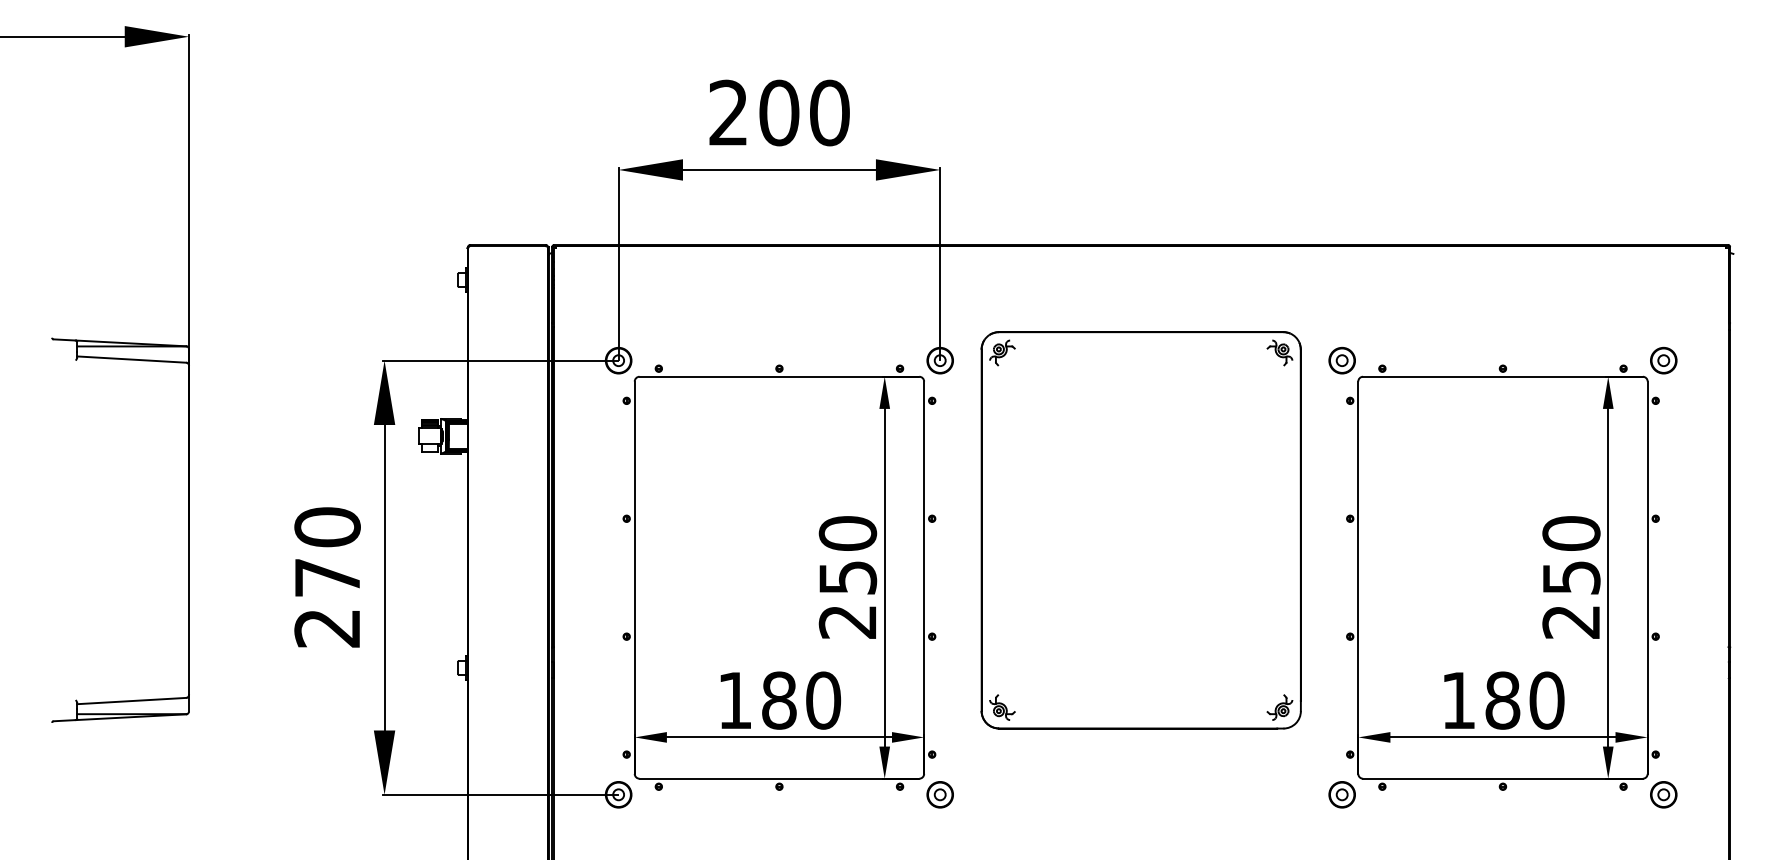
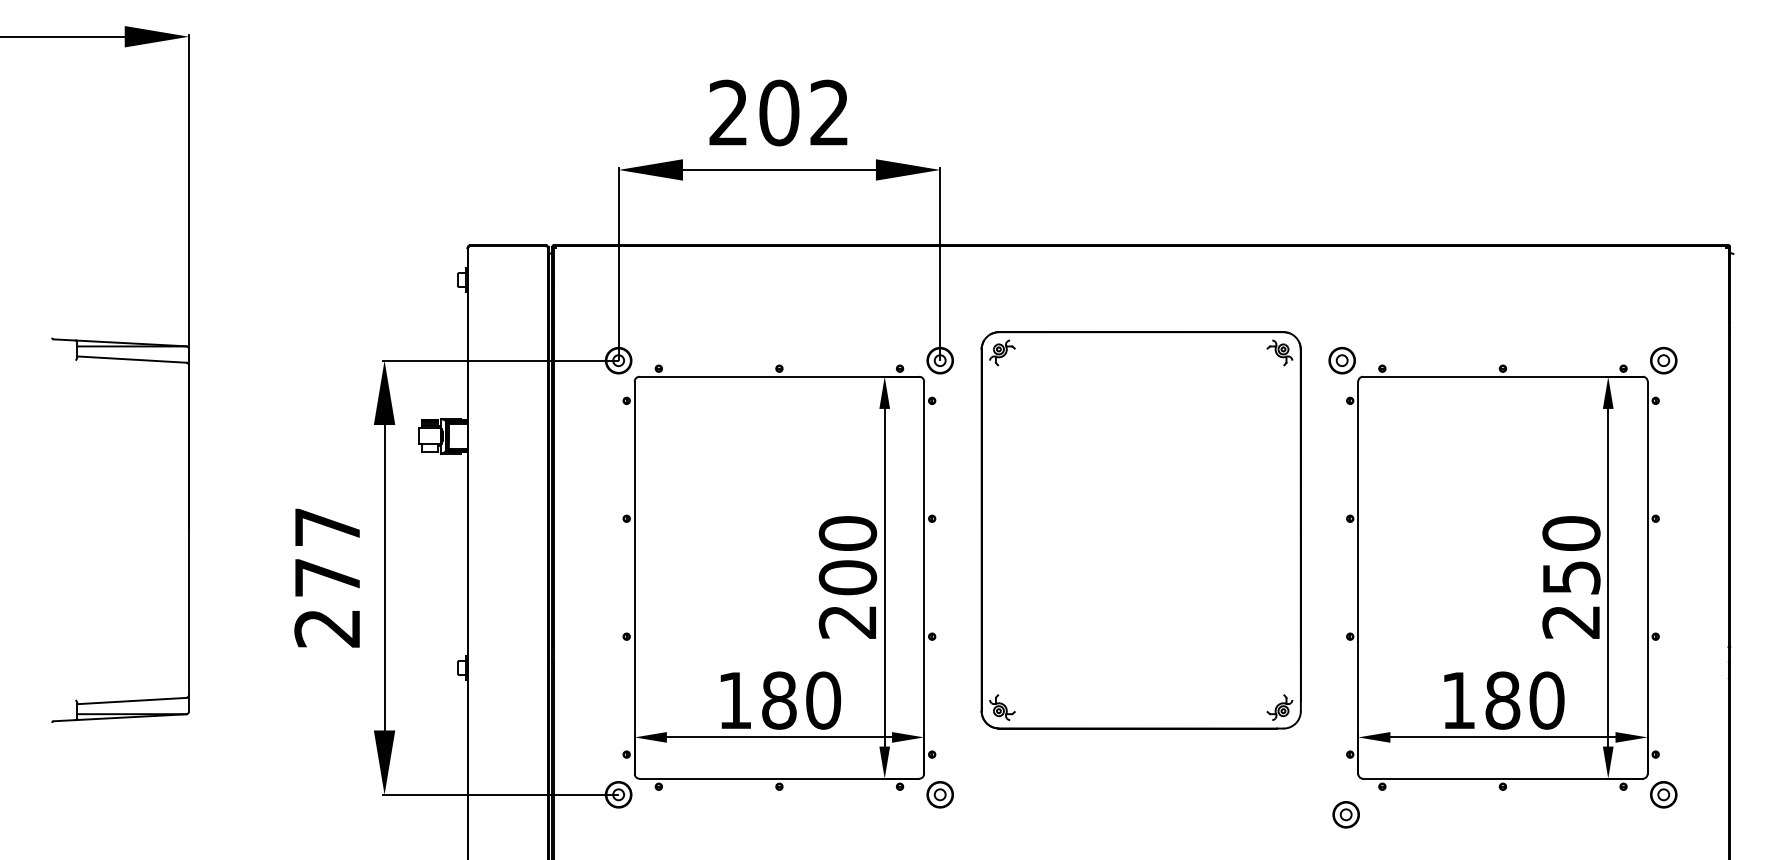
text: 200 -> 202 (829, 112)
text: 270 -> 277 (327, 527)
text: 250 -> 200 (847, 577)
part position: (1341, 794) -> (1345, 814) (1345, 814)
